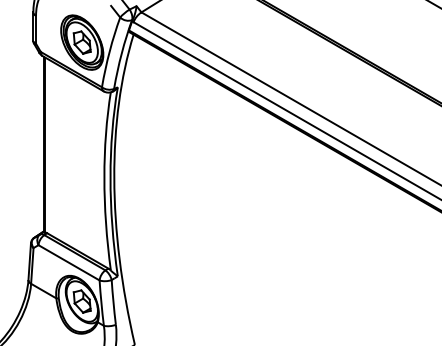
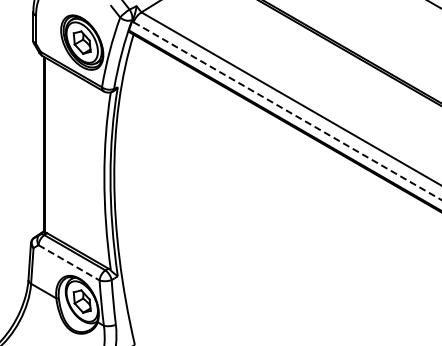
line: solid -> dashed (287, 111)
line: solid -> dashed (69, 263)
